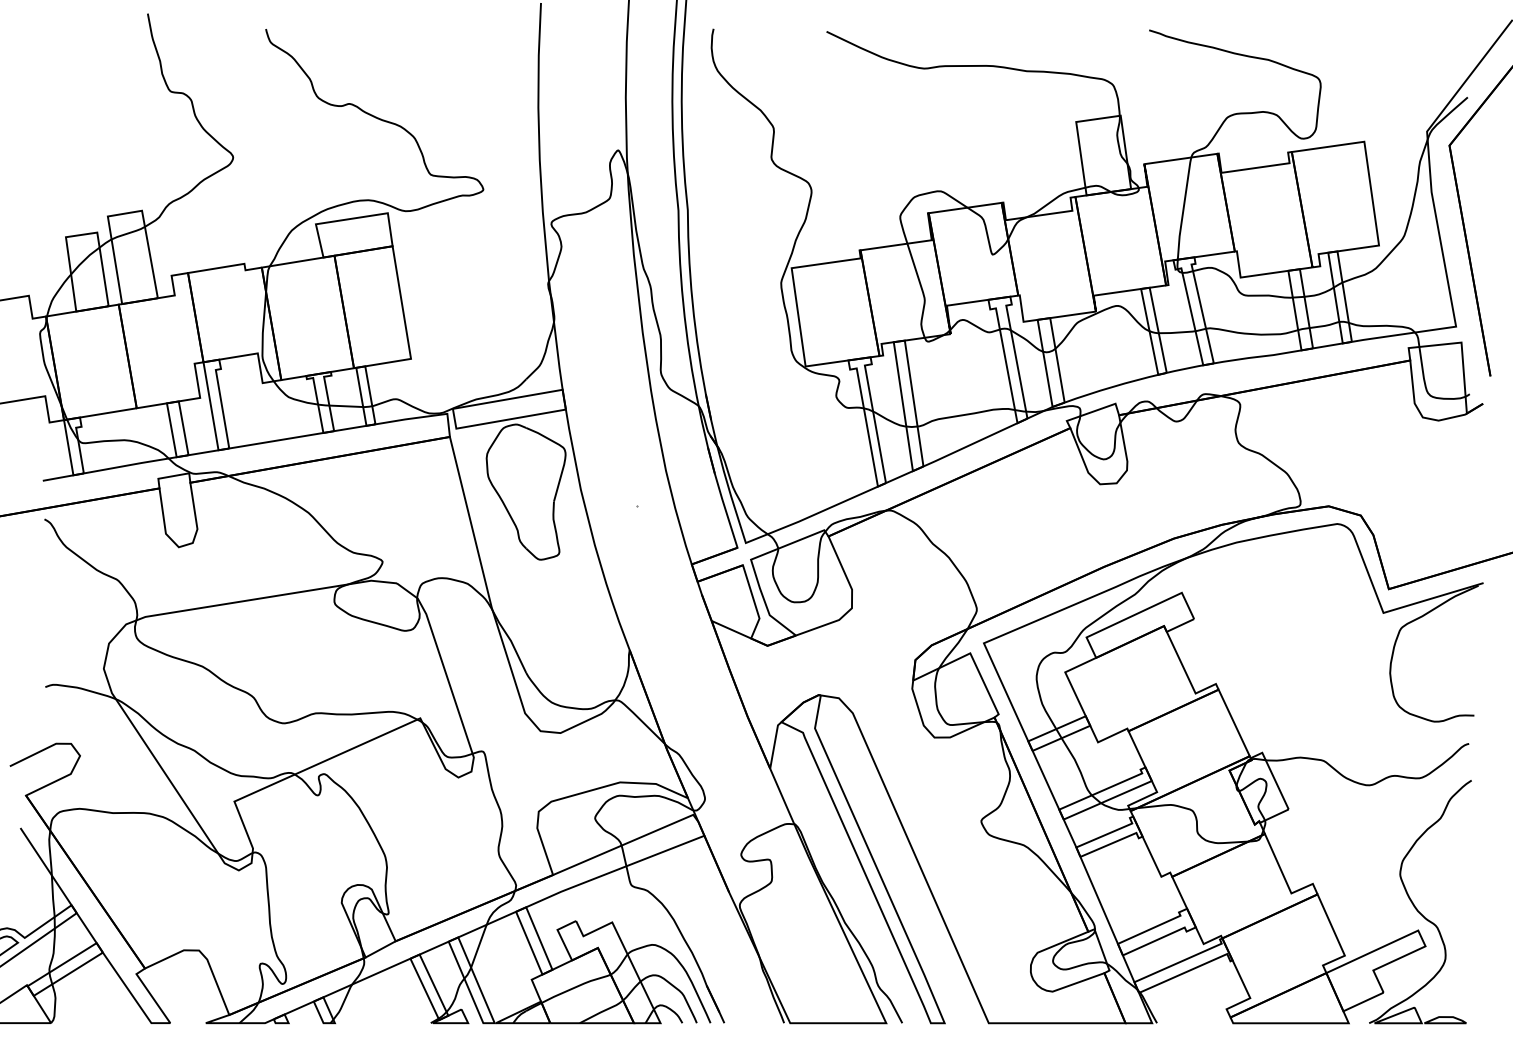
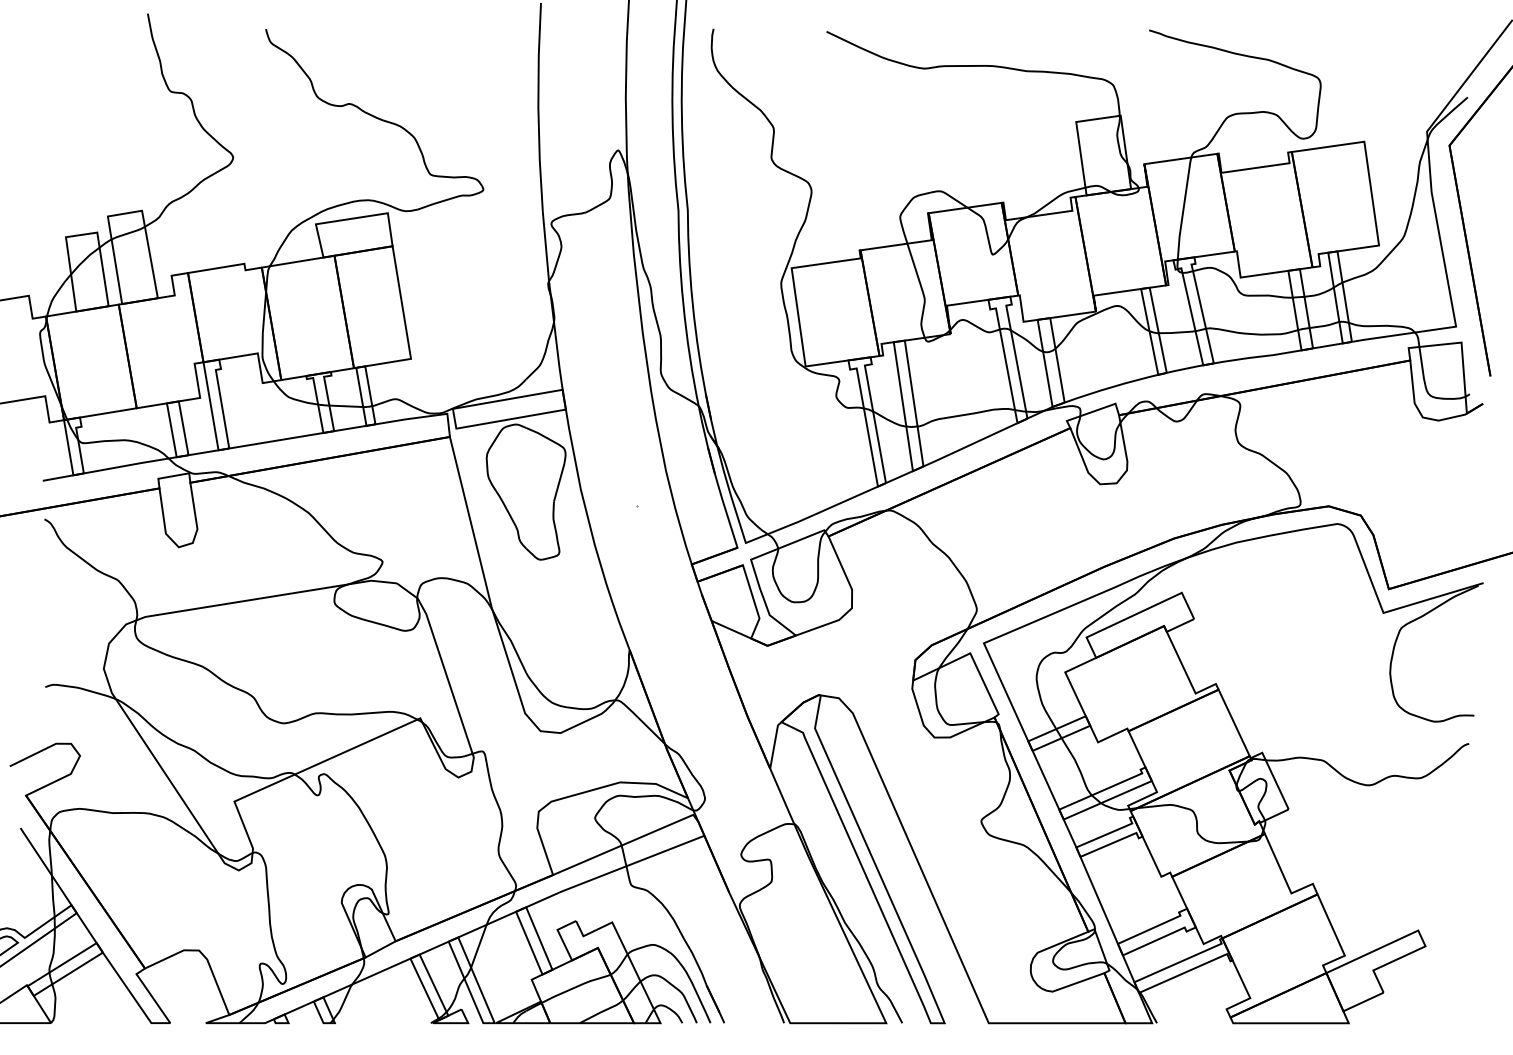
part: present -> none (1420, 902)
